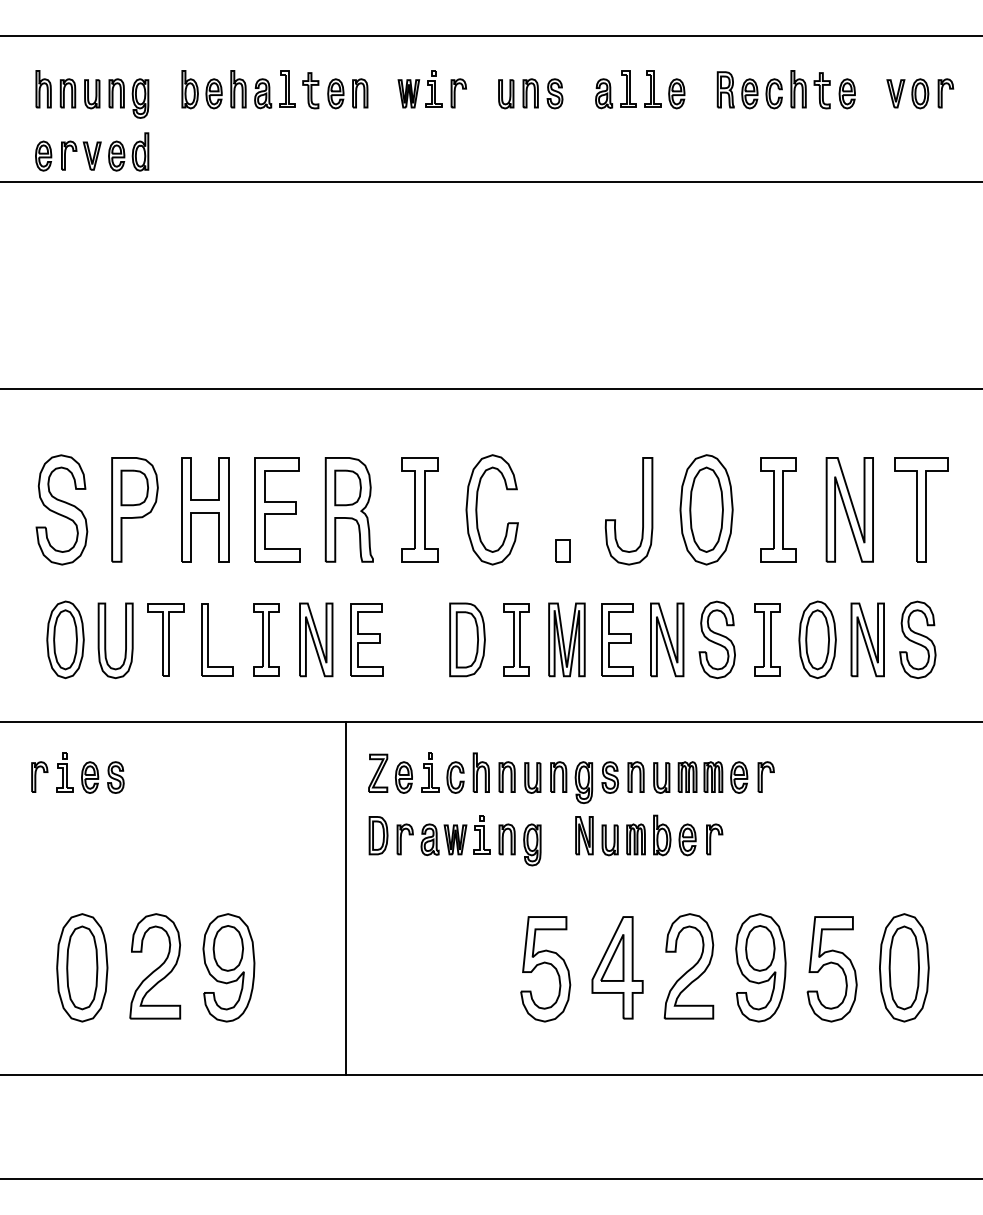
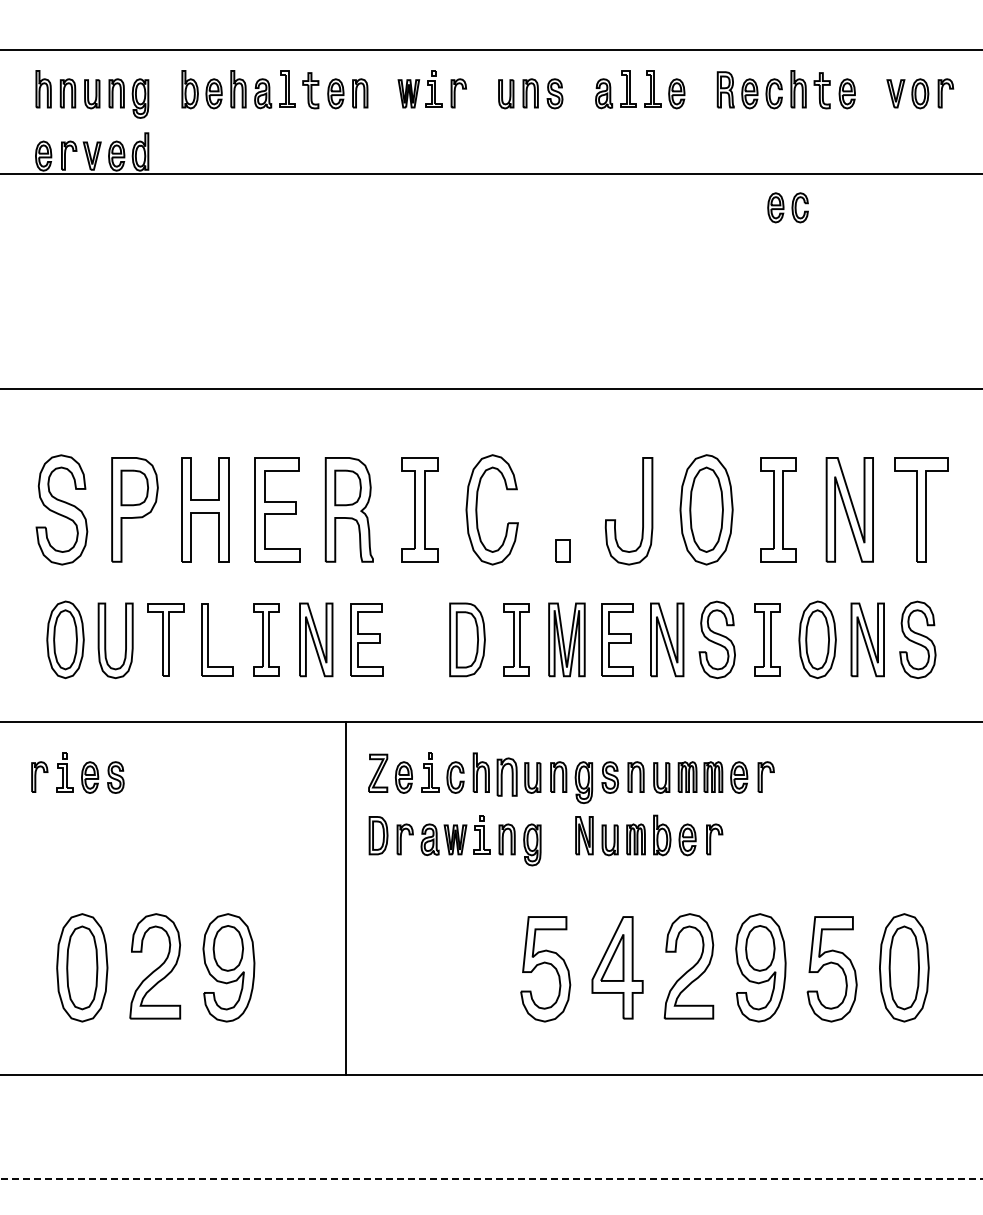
line position: (490, 36) -> (490, 50) (490, 50)
line position: (490, 181) -> (490, 173) (490, 173)
part: none -> present (787, 207)
part size: 18x32 px -> 22x40 px (506, 776)
line: solid -> dashed (491, 1178)
